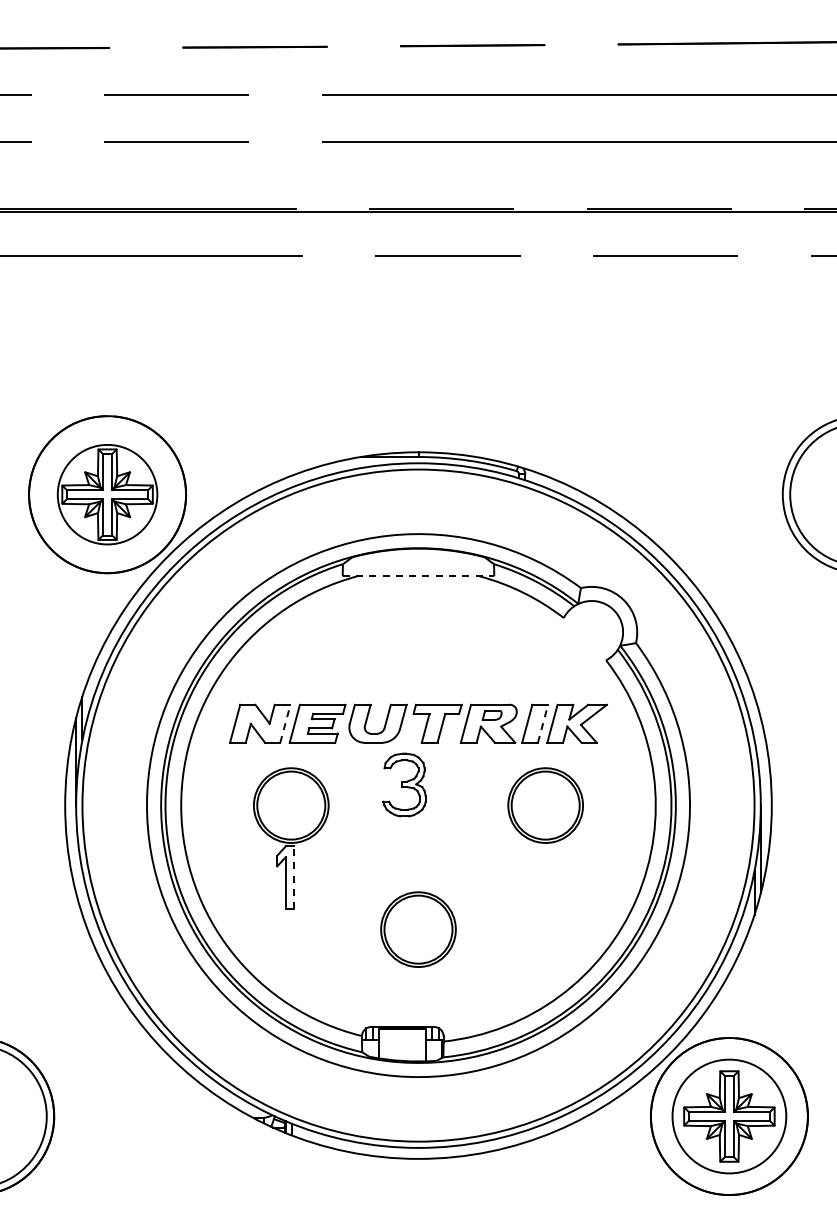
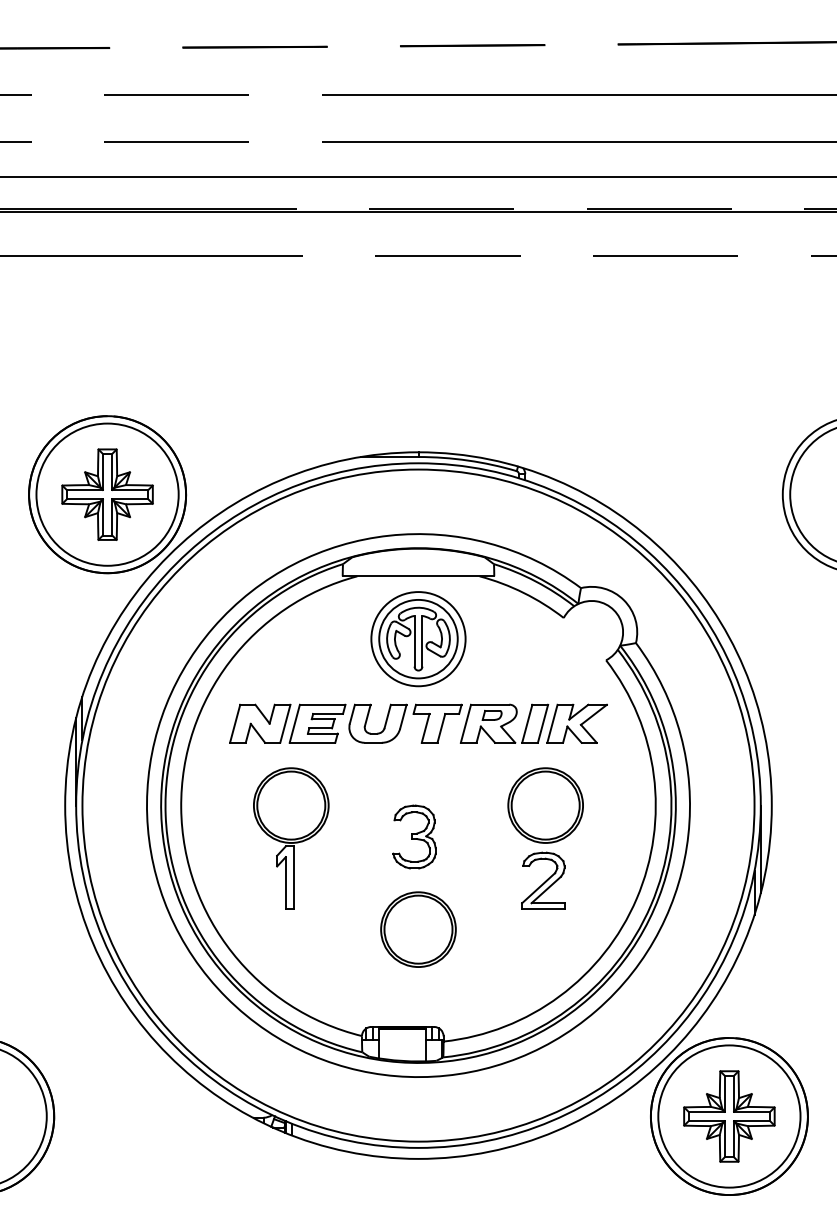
line: none -> present (417, 177)
circle diameter: 100 px -> 142 px (107, 494)
line: dashed -> solid (418, 576)
part: none -> present (418, 639)
line: dashed -> solid (285, 723)
line: dashed -> solid (543, 723)
part position: (404, 784) -> (414, 836) (414, 836)
line: dashed -> solid (294, 877)
part: none -> present (543, 880)
circle diameter: 114 px -> 142 px (729, 1116)
